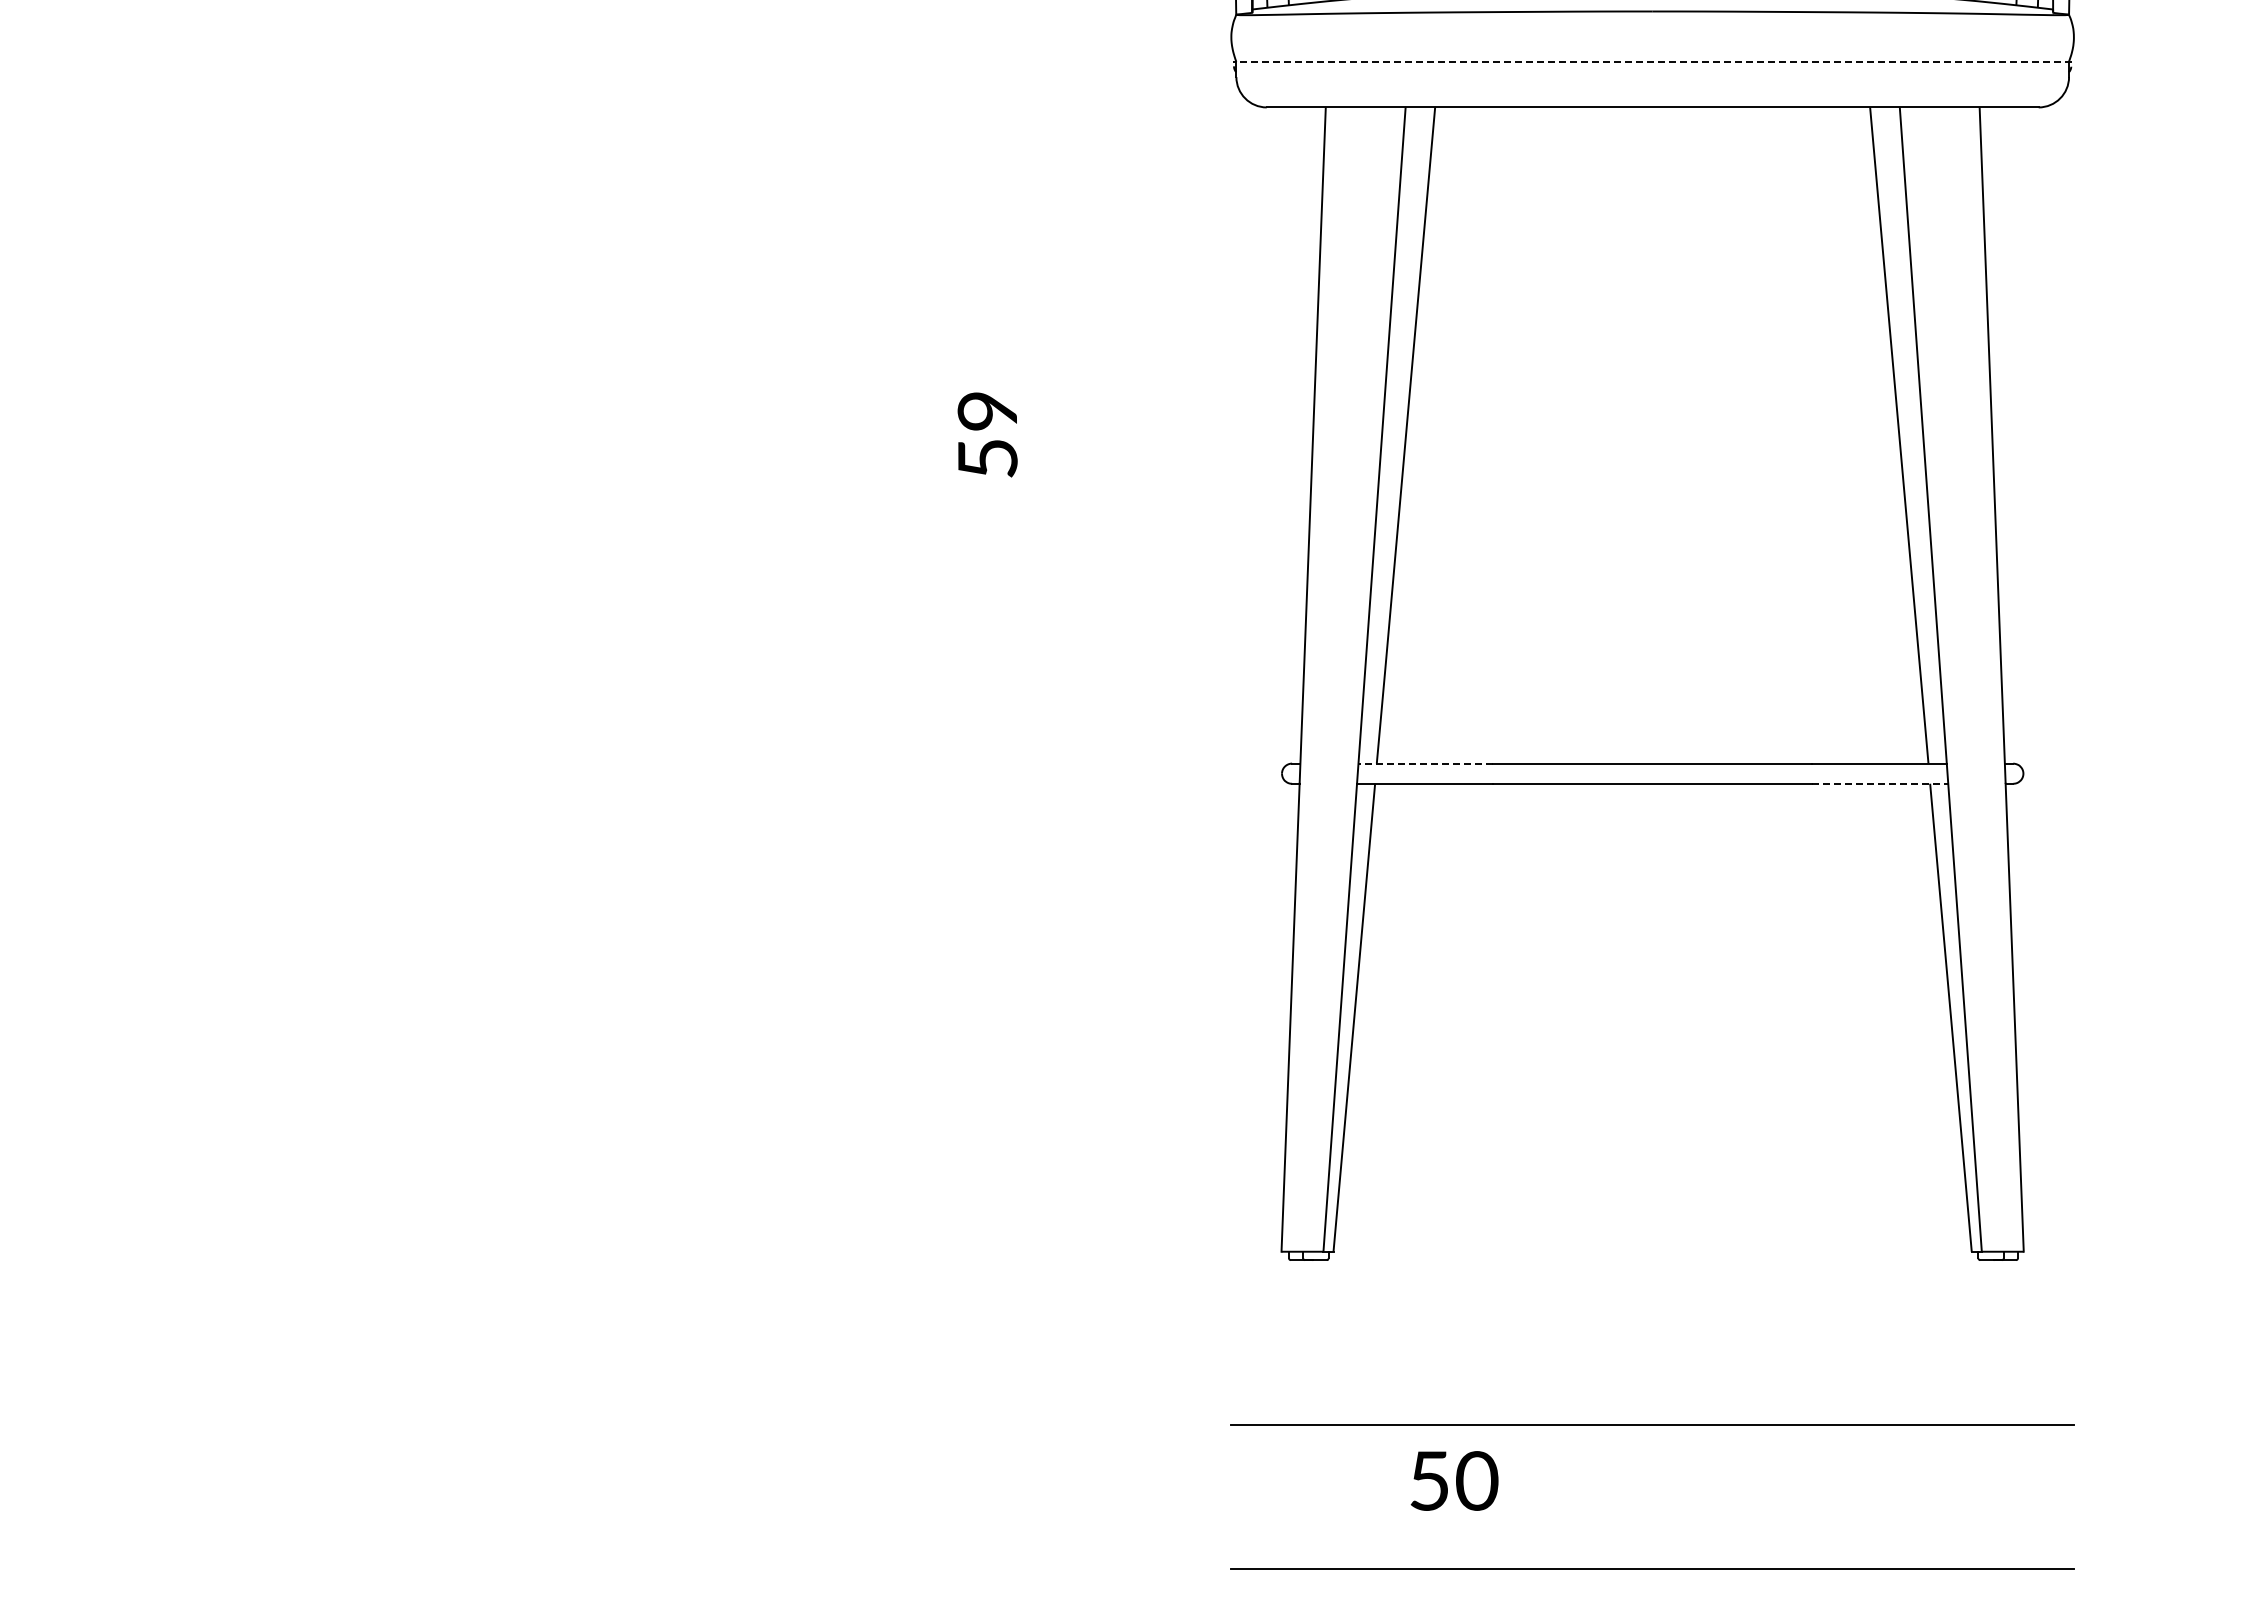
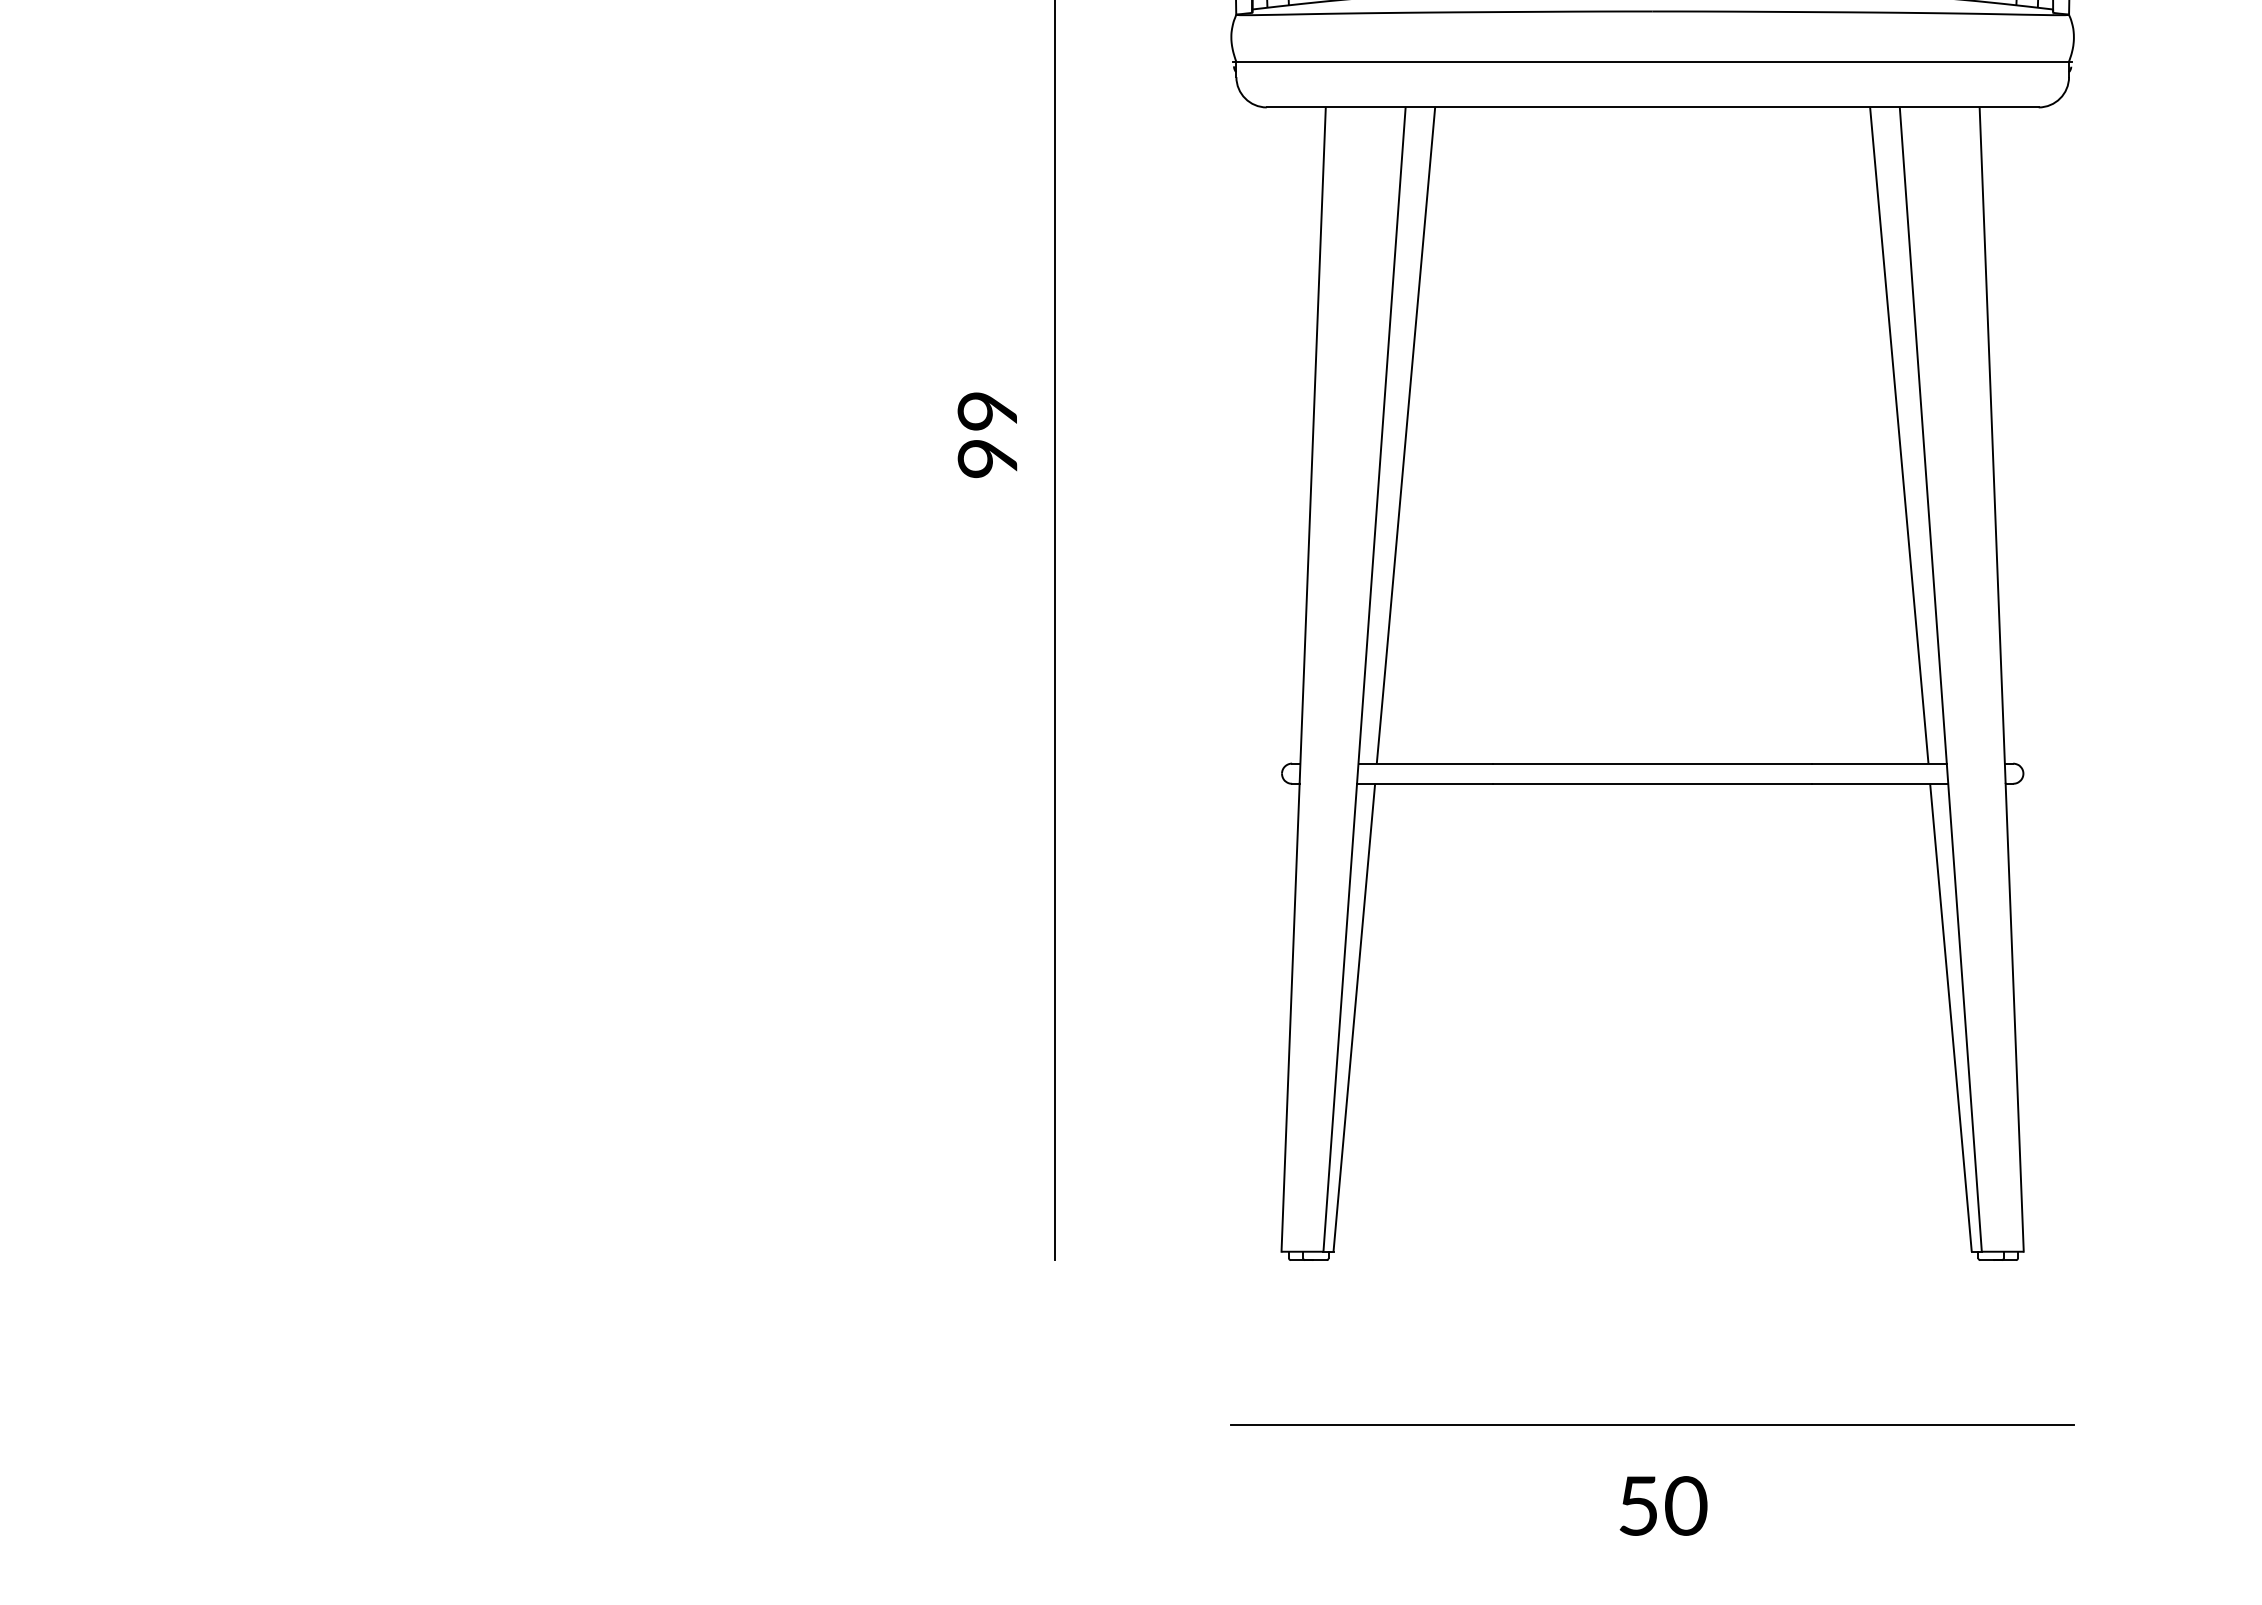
line: dashed -> solid (1652, 61)
text: 59 -> 99 (987, 459)
line: none -> present (1055, 631)
line: dashed -> solid (1425, 763)
line: dashed -> solid (1880, 783)
text position: (1454, 1480) -> (1663, 1505) (1663, 1505)
line: present -> none (1652, 1568)
